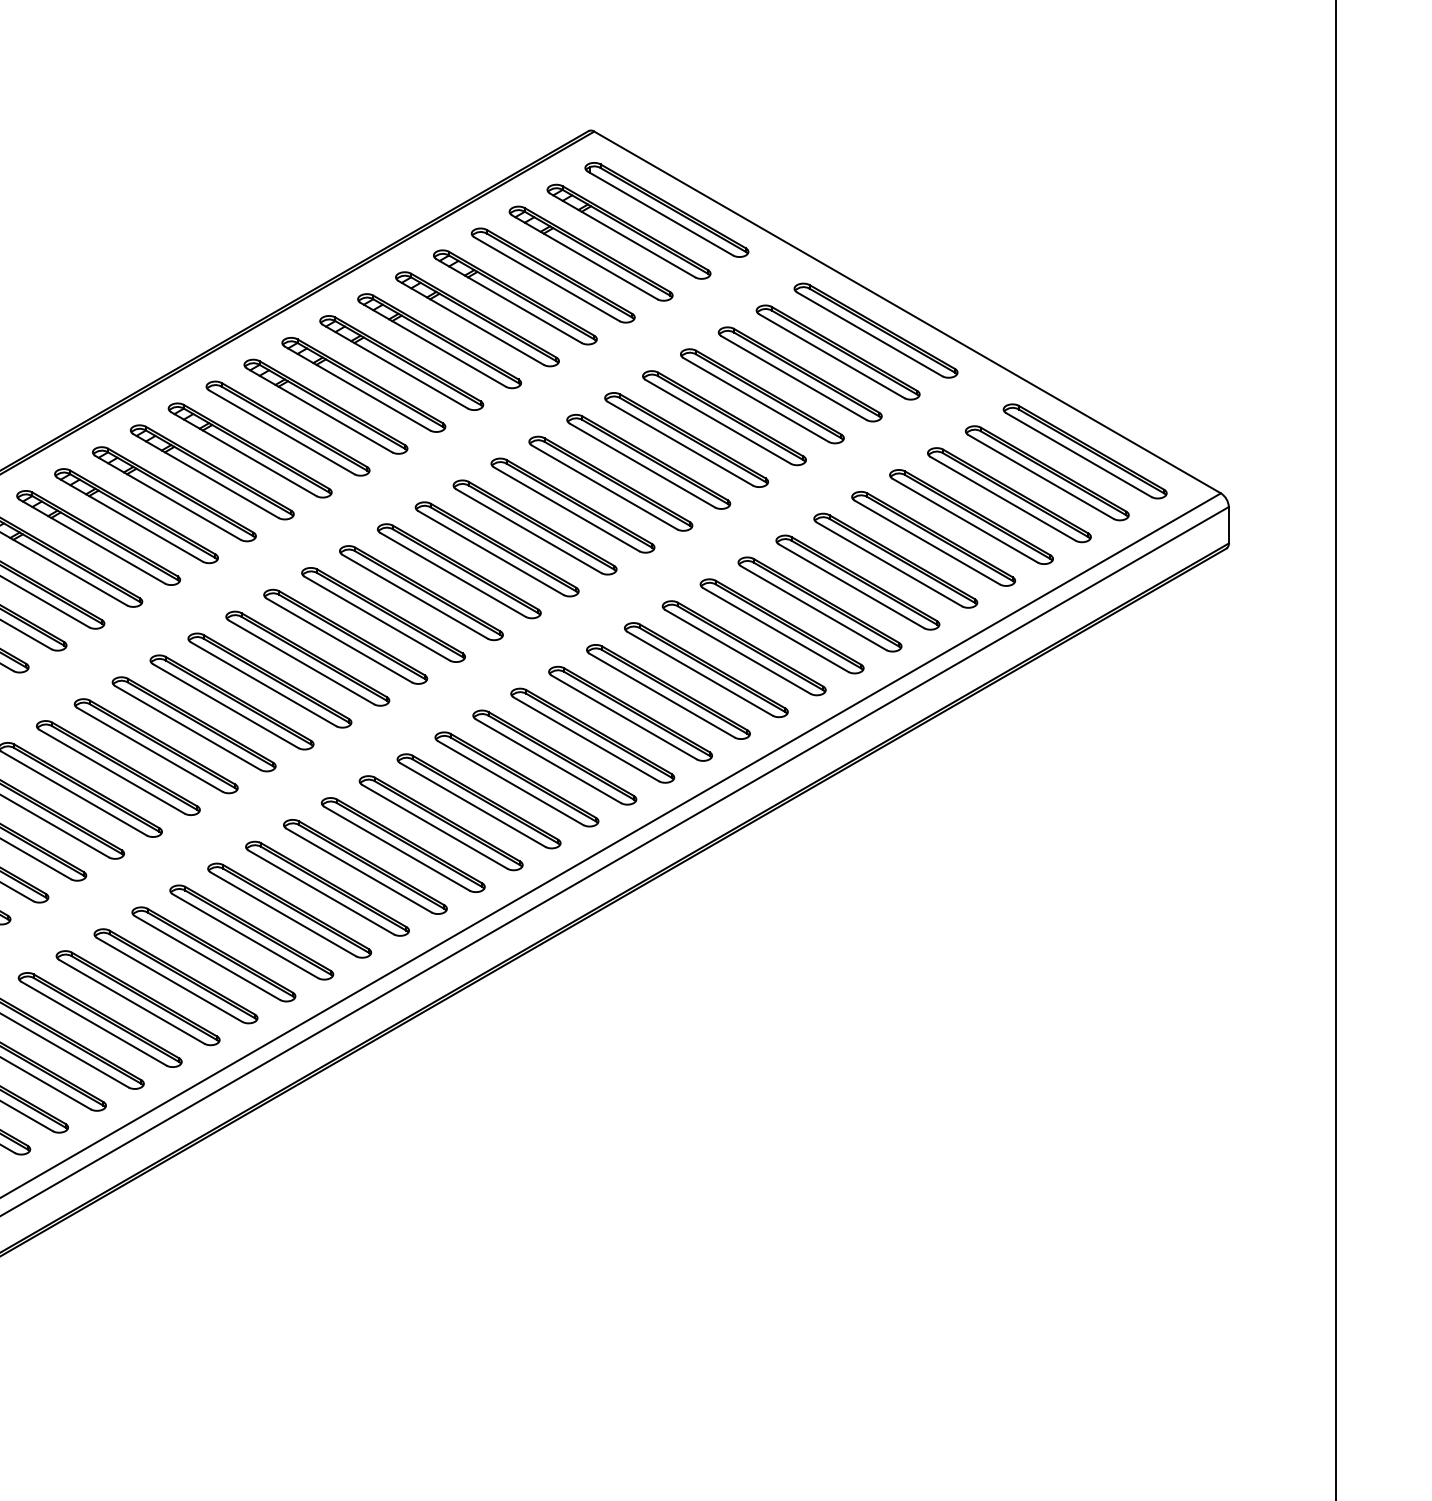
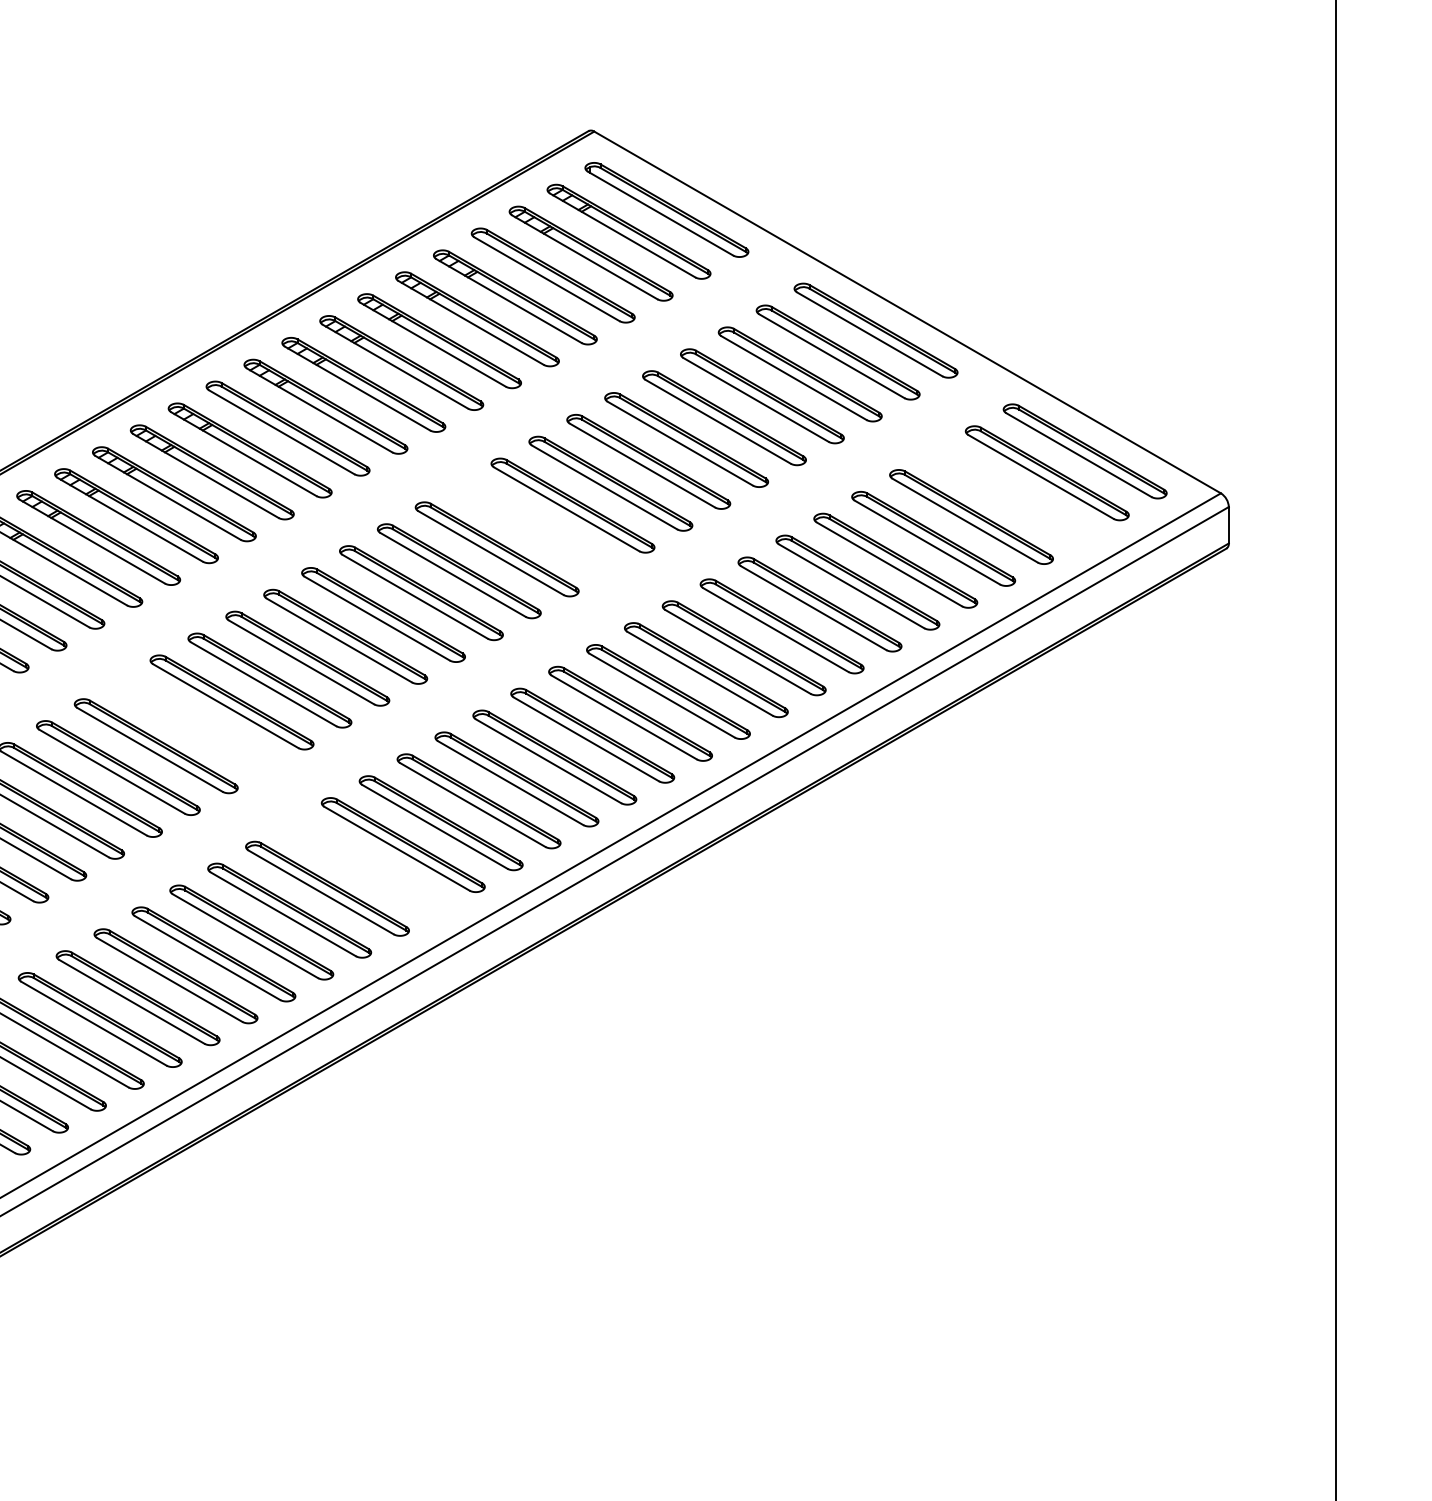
part: present -> none (1009, 495)
part: present -> none (534, 527)
part: present -> none (193, 724)
part: present -> none (365, 866)
